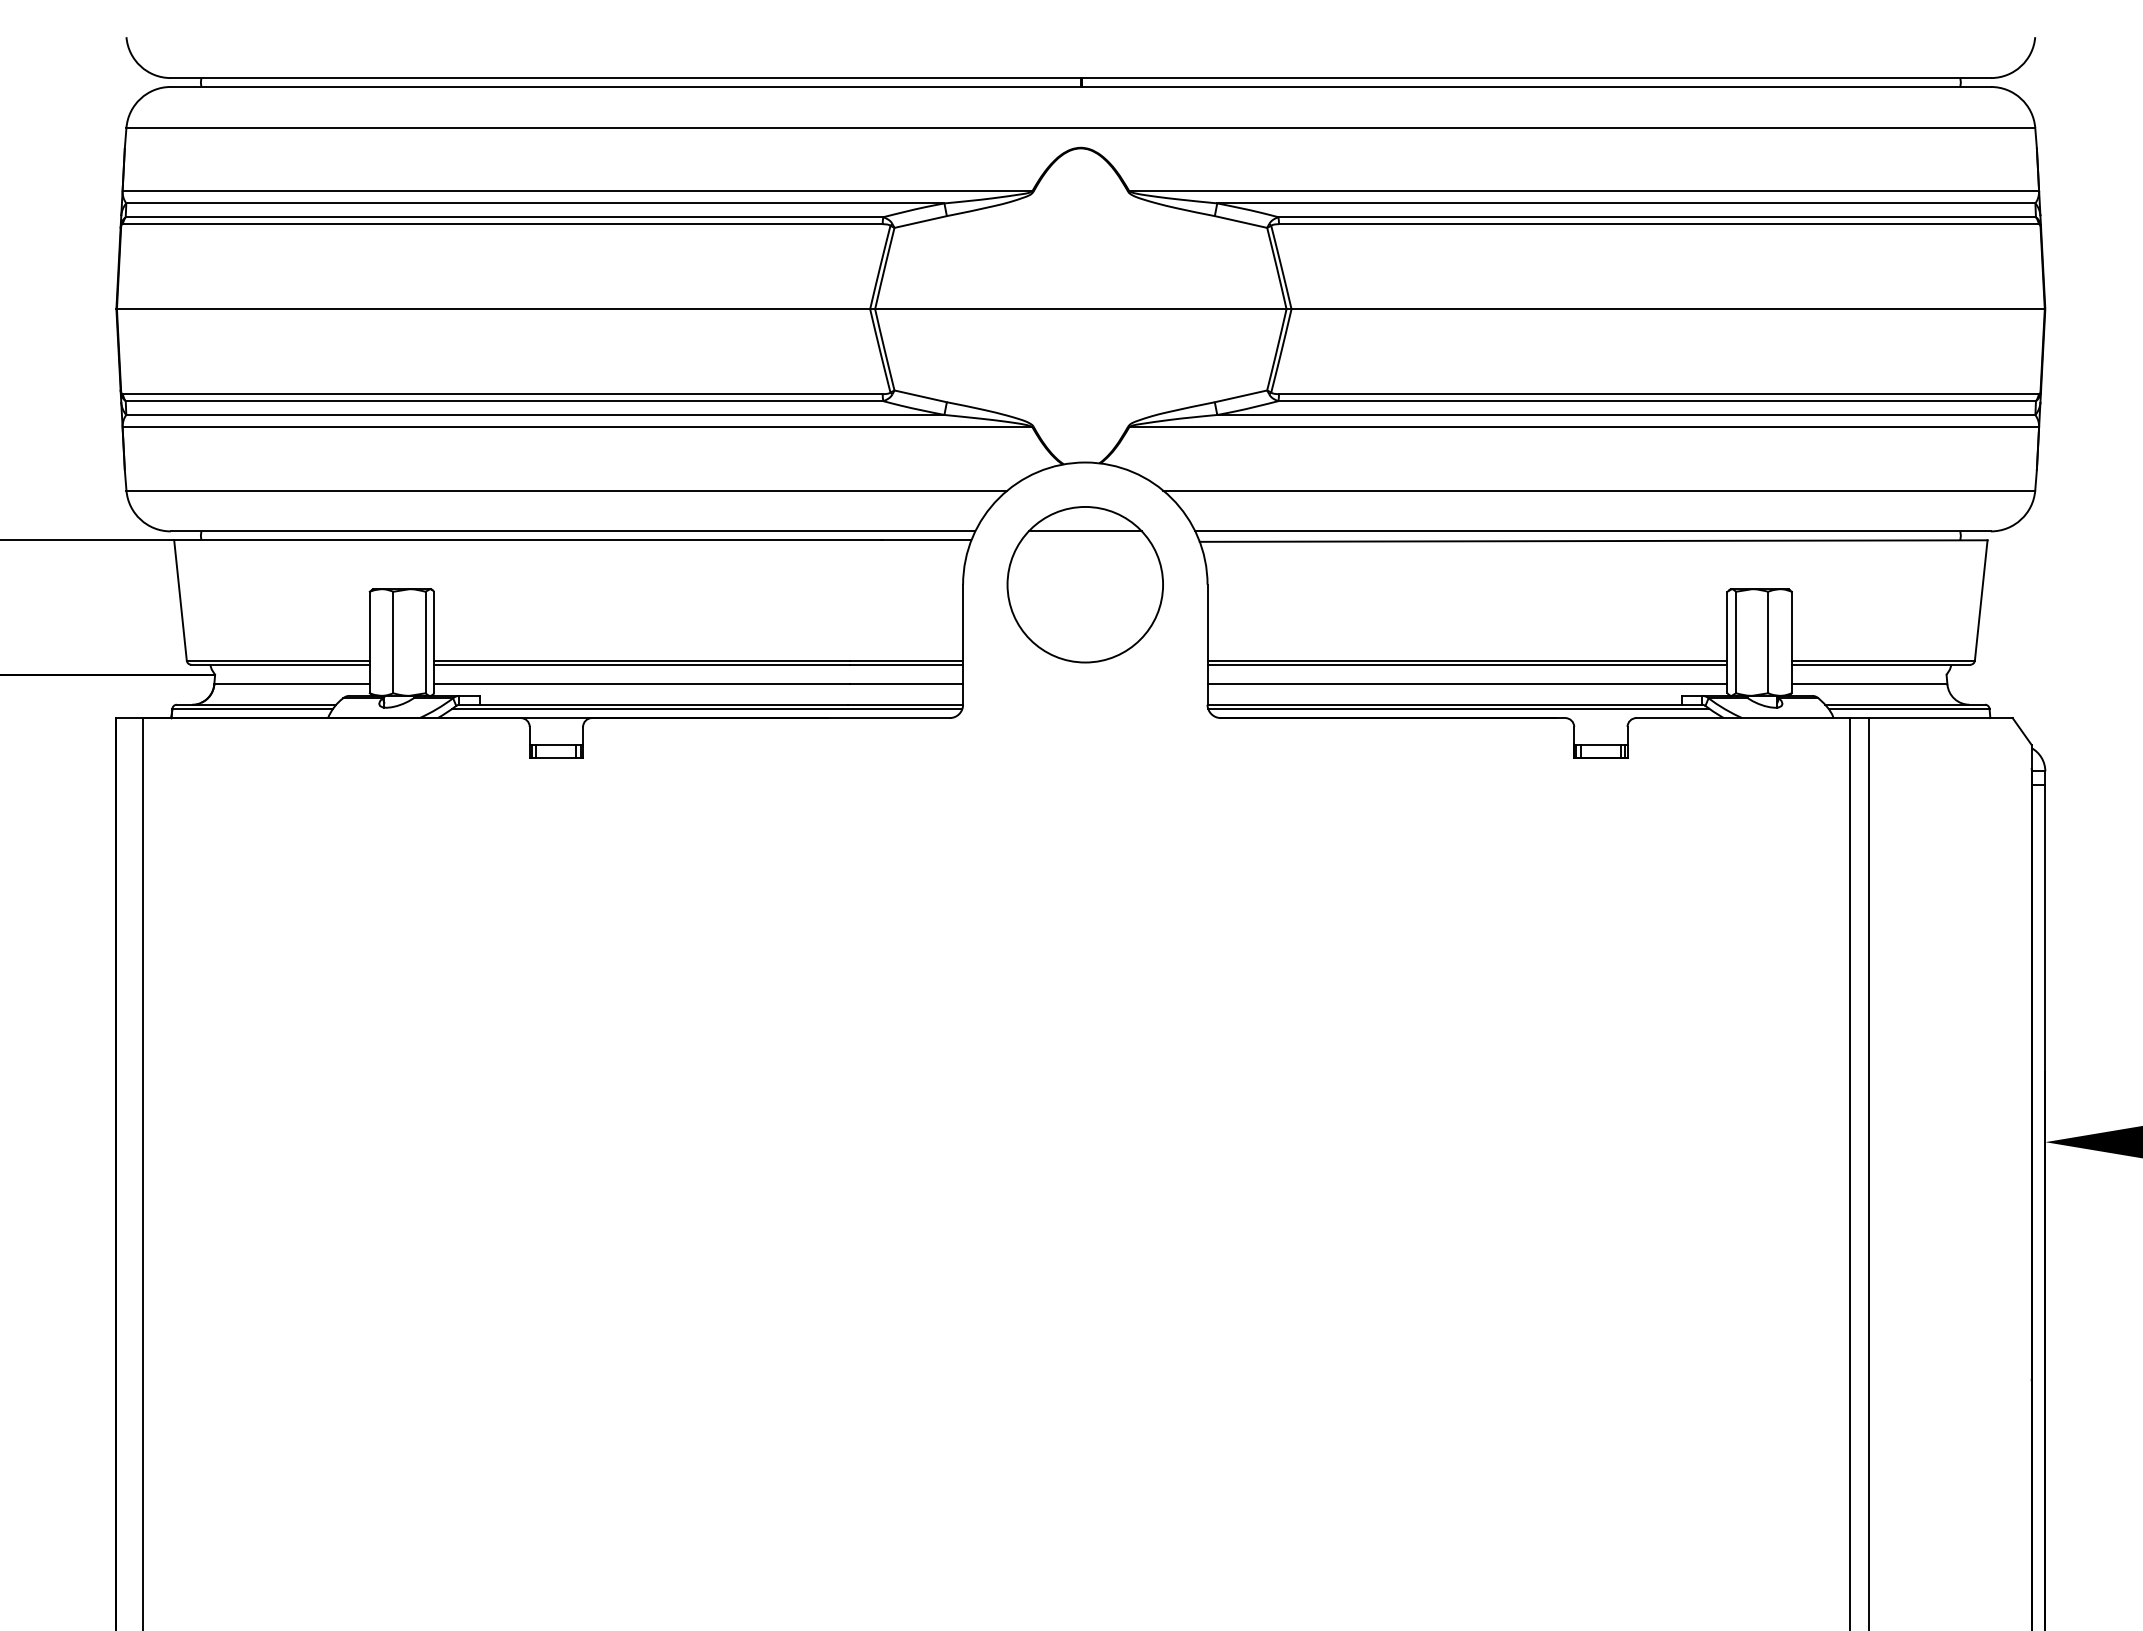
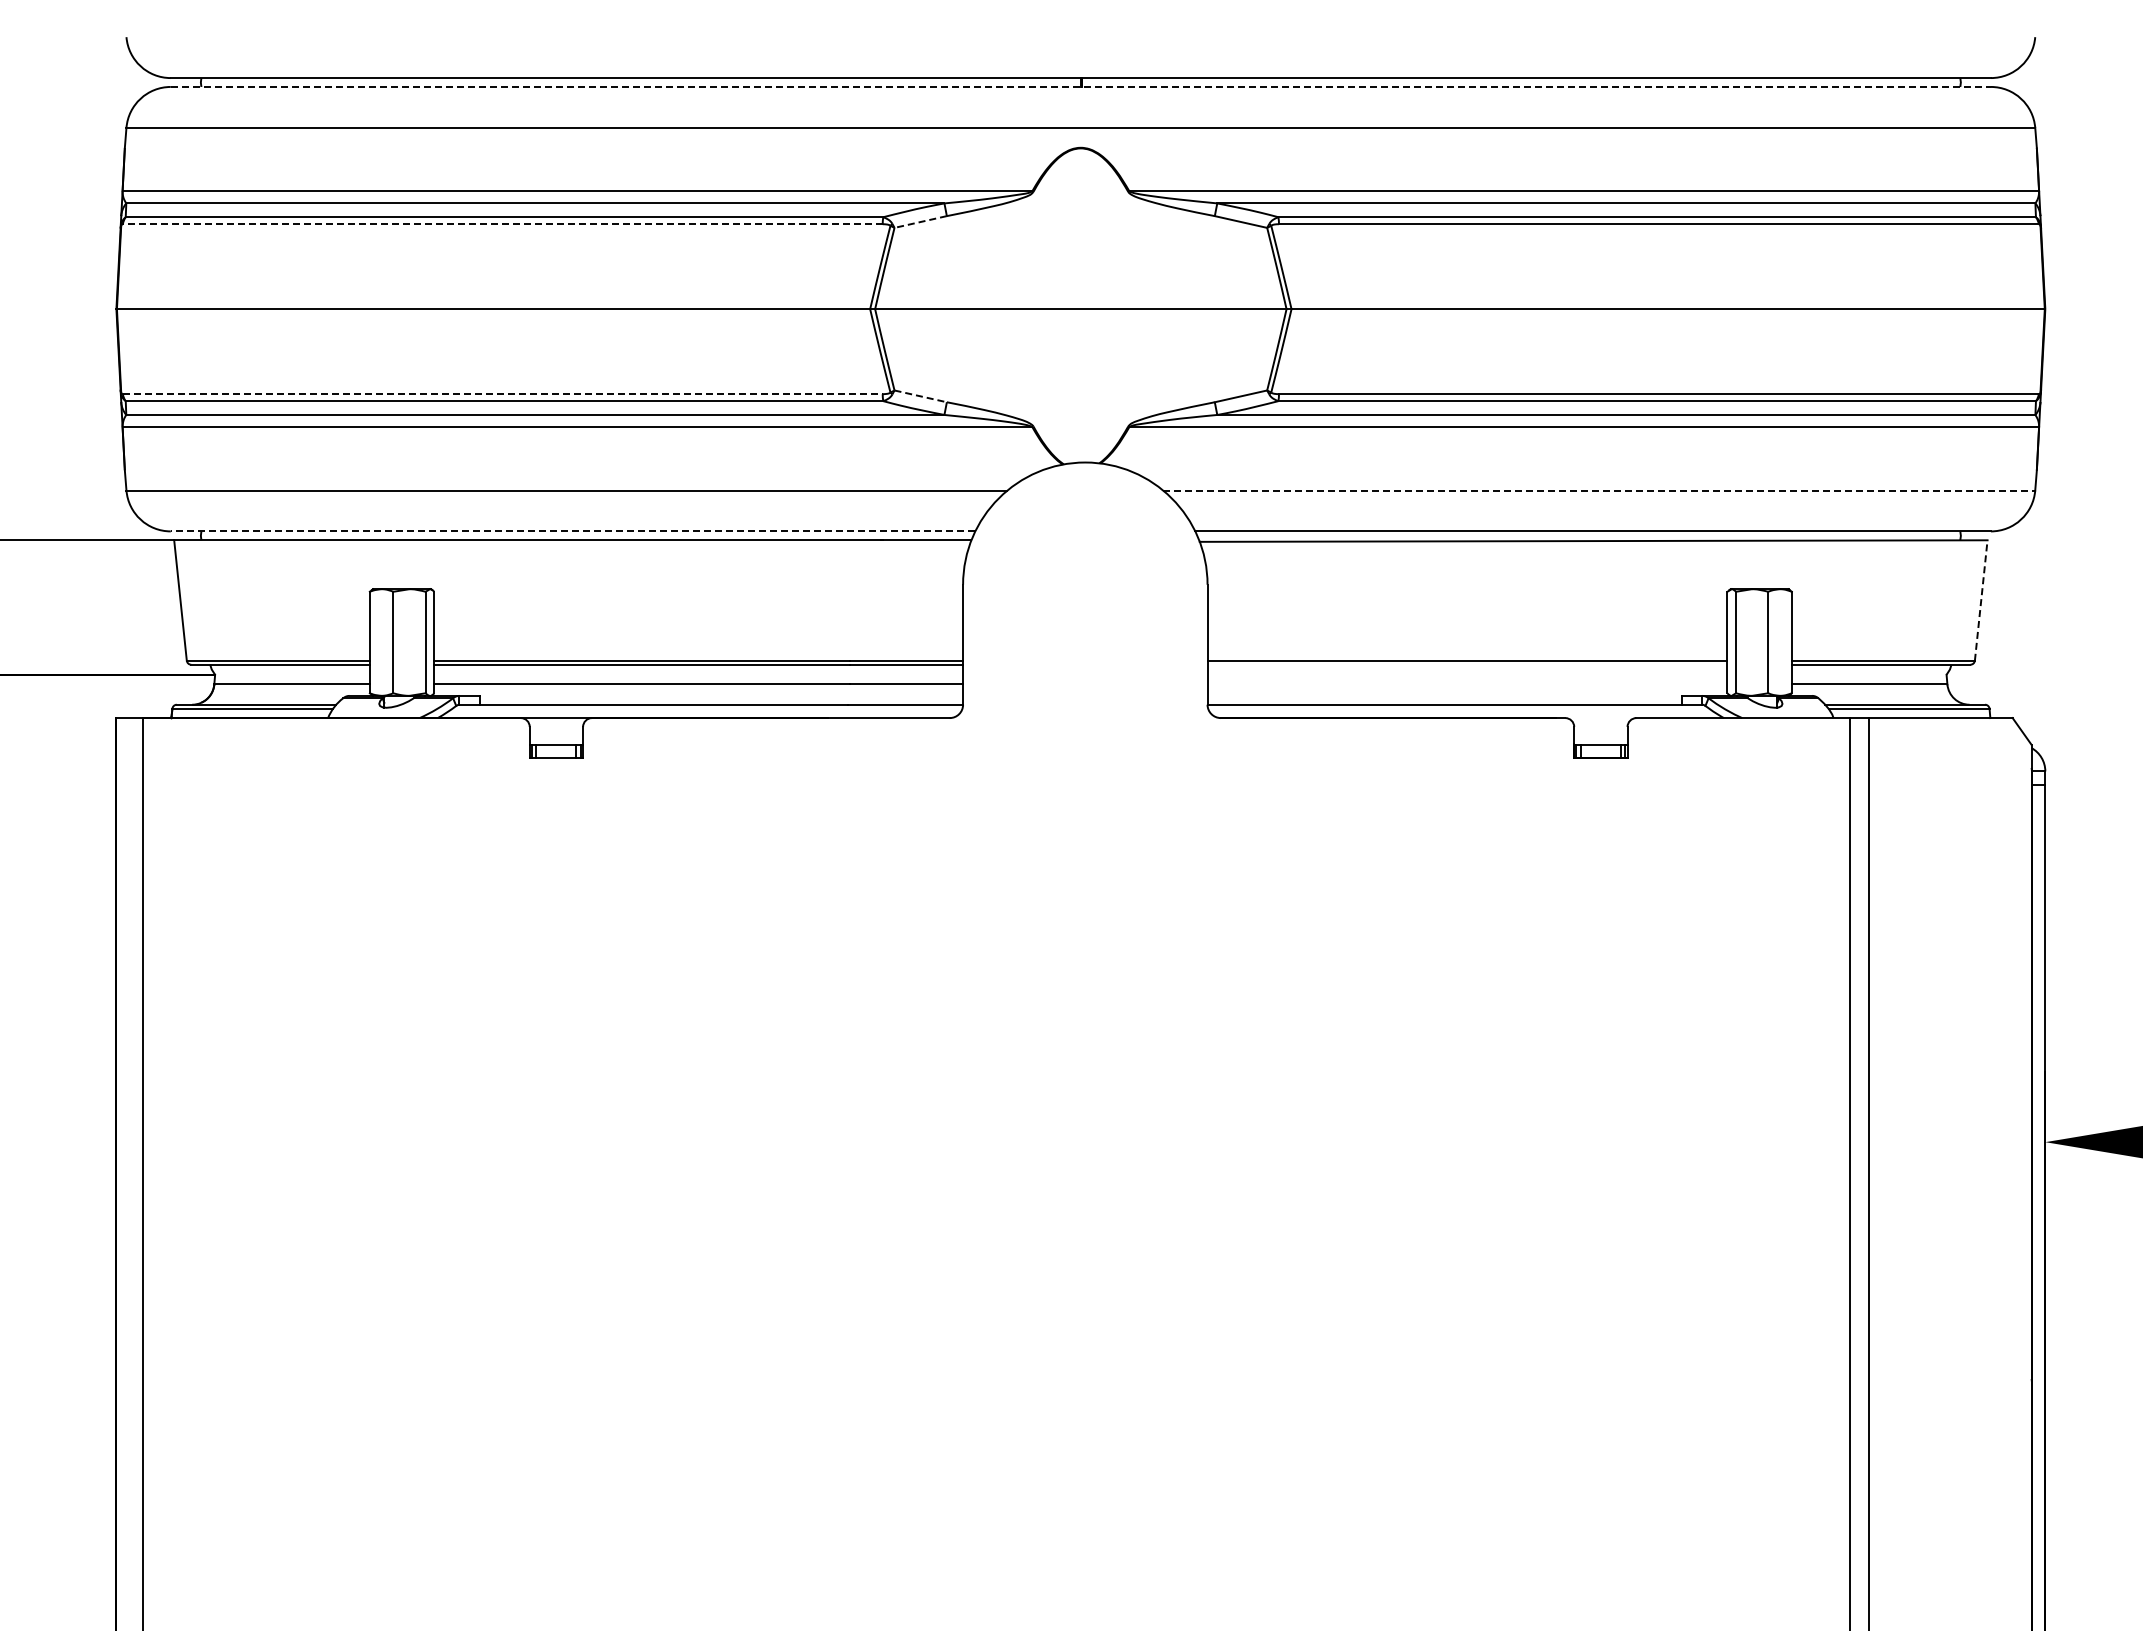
line: solid -> dashed (1081, 86)
line: solid -> dashed (920, 222)
line: solid -> dashed (502, 224)
line: solid -> dashed (502, 394)
line: solid -> dashed (920, 396)
line: solid -> dashed (1599, 490)
line: solid -> dashed (572, 531)
part: present -> none (1084, 584)
line: solid -> dashed (1981, 600)
line: present -> none (1467, 664)
line: present -> none (1467, 684)
line: present -> none (707, 708)
line: present -> none (1458, 708)
